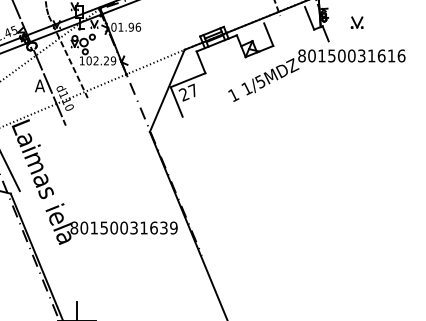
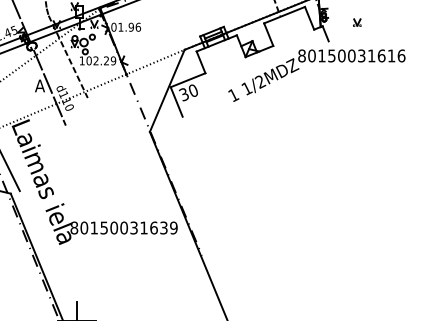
line: none -> present (284, 14)
part size: 14x13 px -> 9x9 px (357, 22)
text: 1/5MDZ -> 1/2MDZ (260, 81)
text: 27 -> 30 (187, 92)
